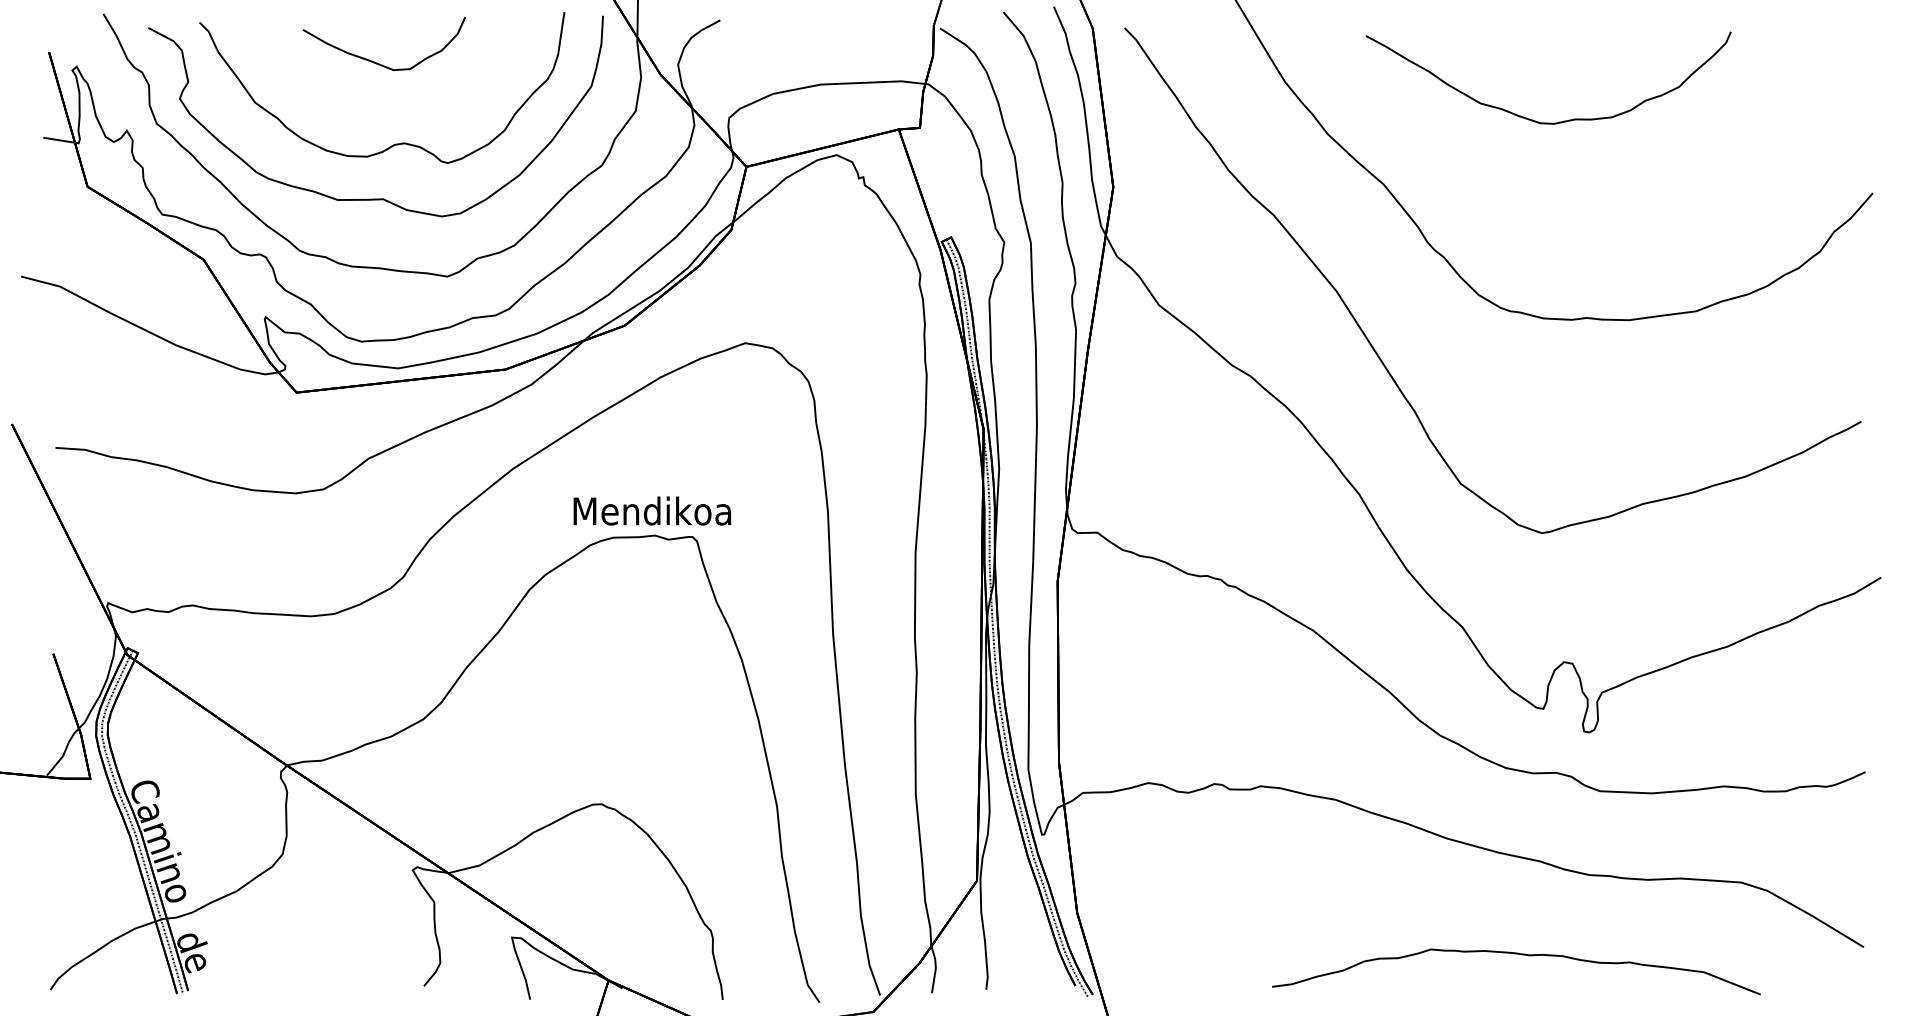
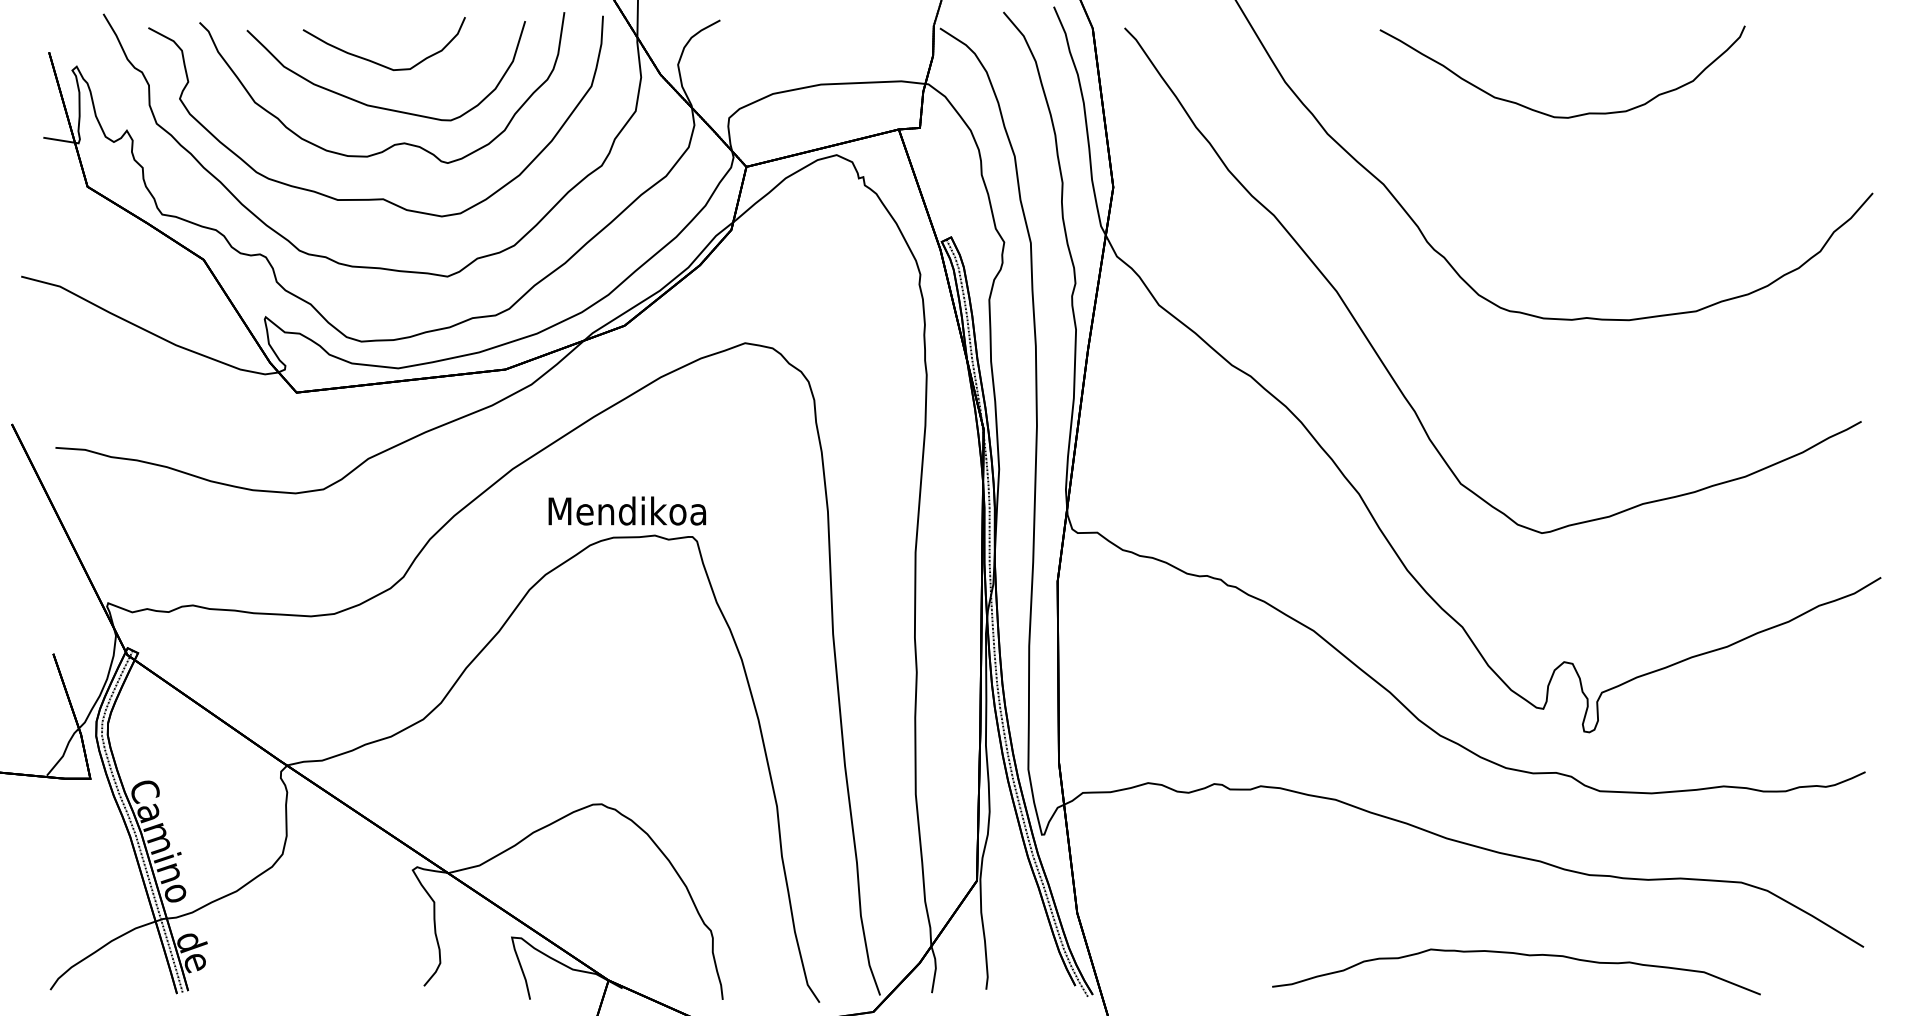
curve: none -> present (379, 106)
curve position: (1535, 120) -> (1549, 114) (1549, 114)
text position: (651, 510) -> (626, 510) (626, 510)
